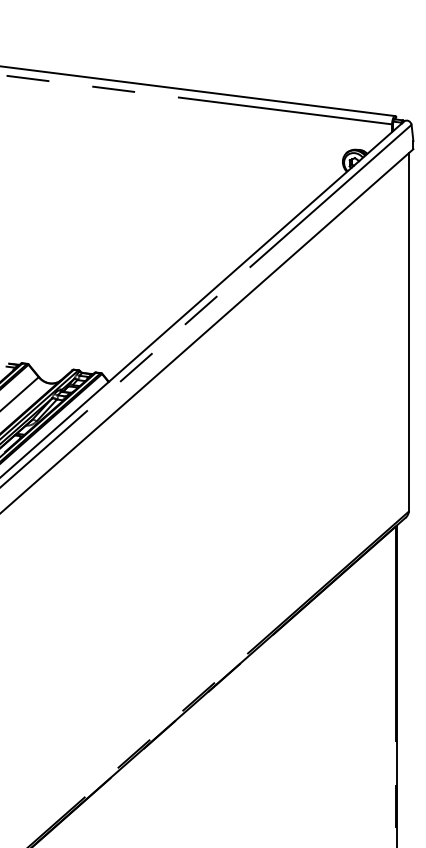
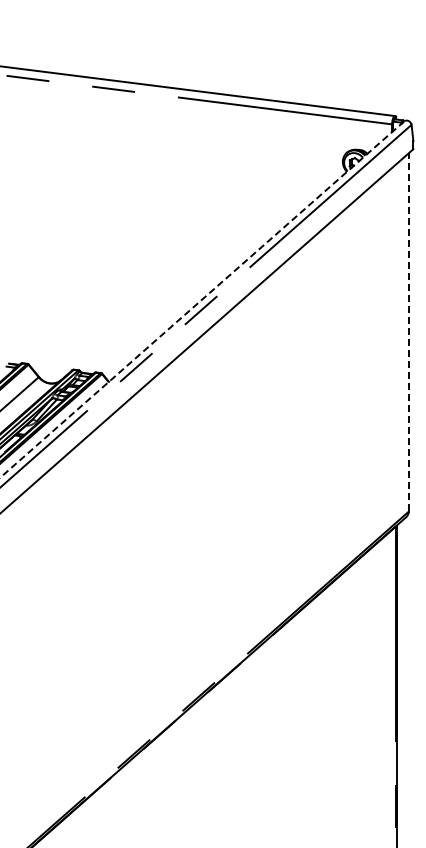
line: solid -> dashed (201, 299)
line: solid -> dashed (409, 331)
